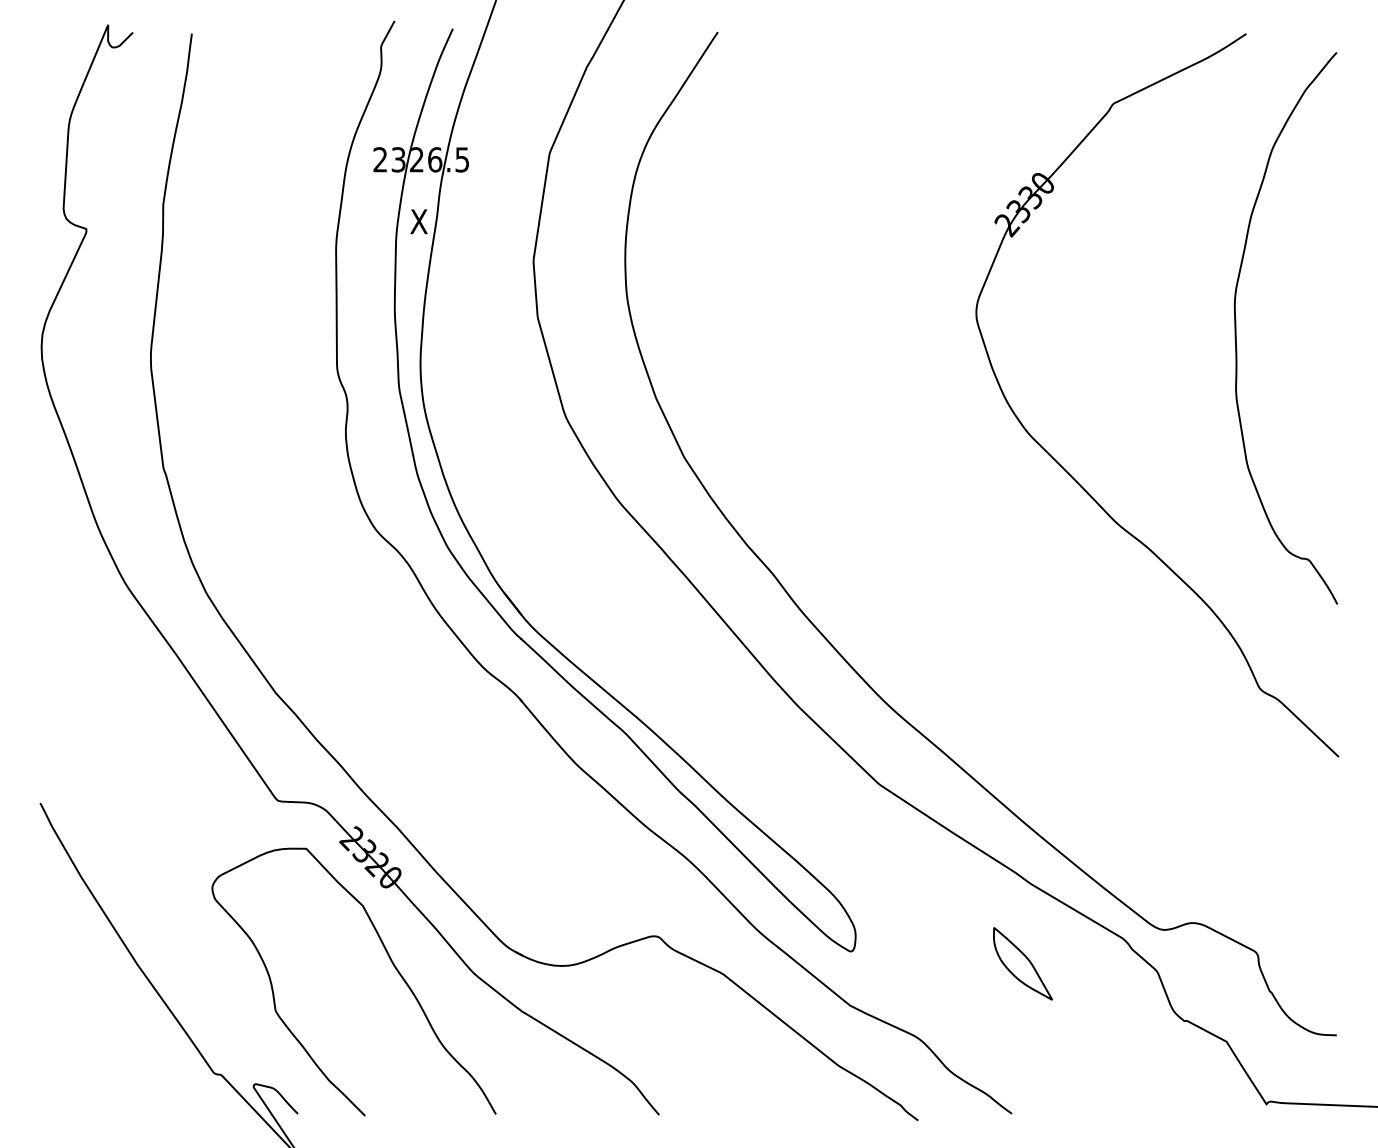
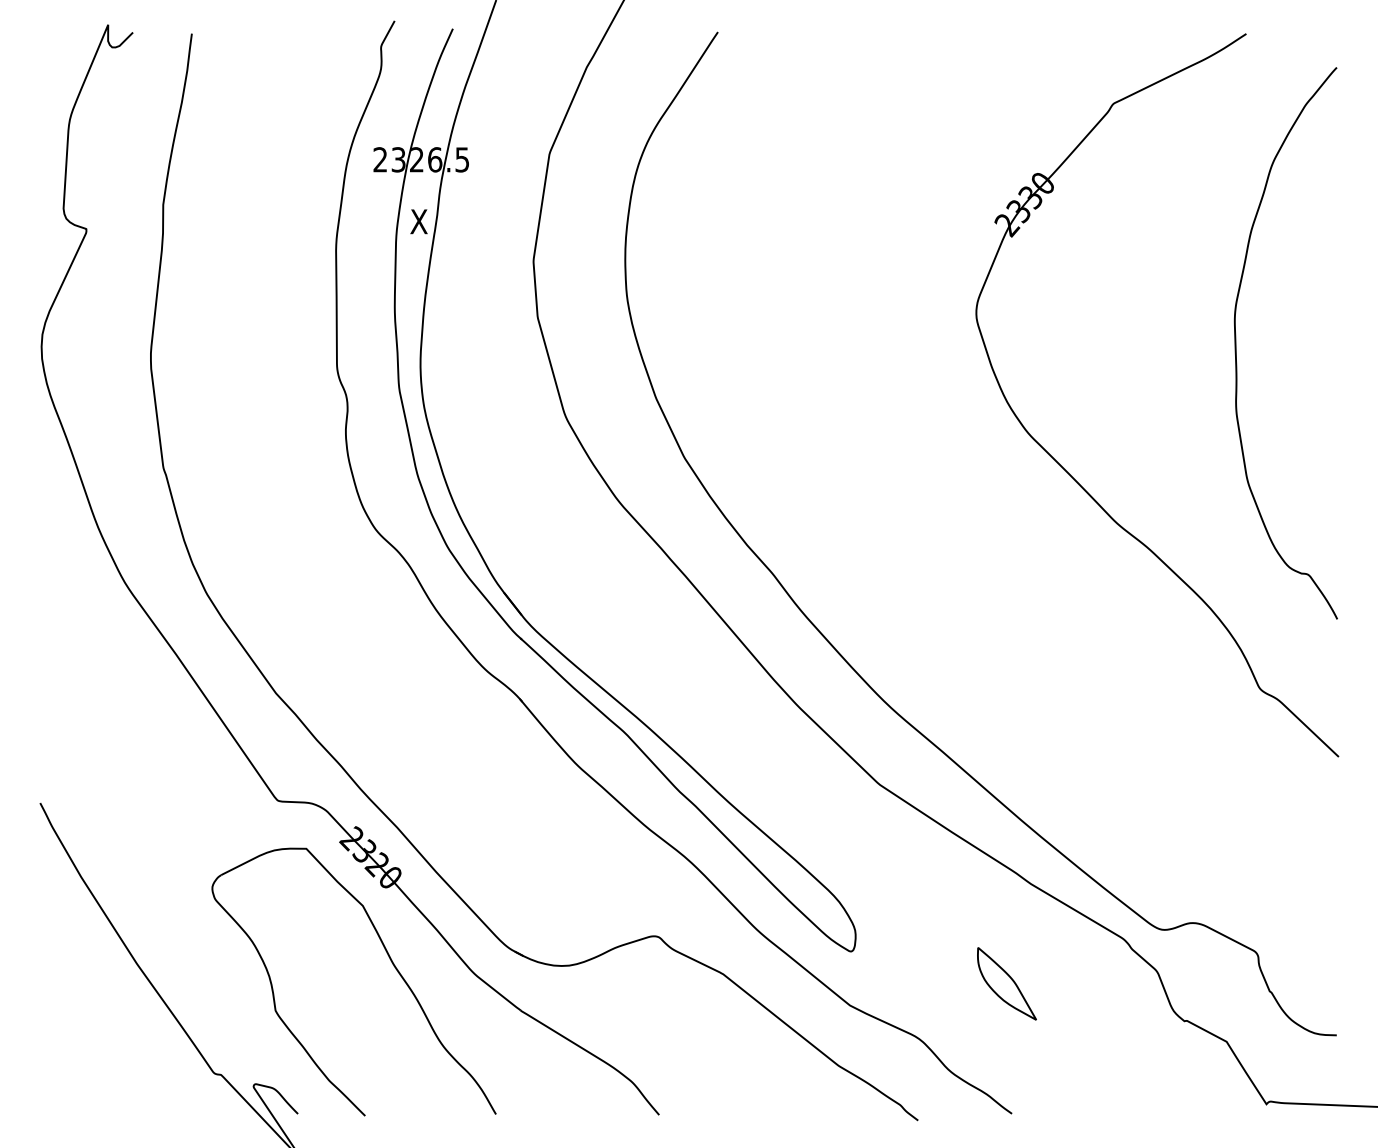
curve position: (1236, 328) -> (1236, 343) (1236, 343)
part position: (1022, 963) -> (1006, 983) (1006, 983)
